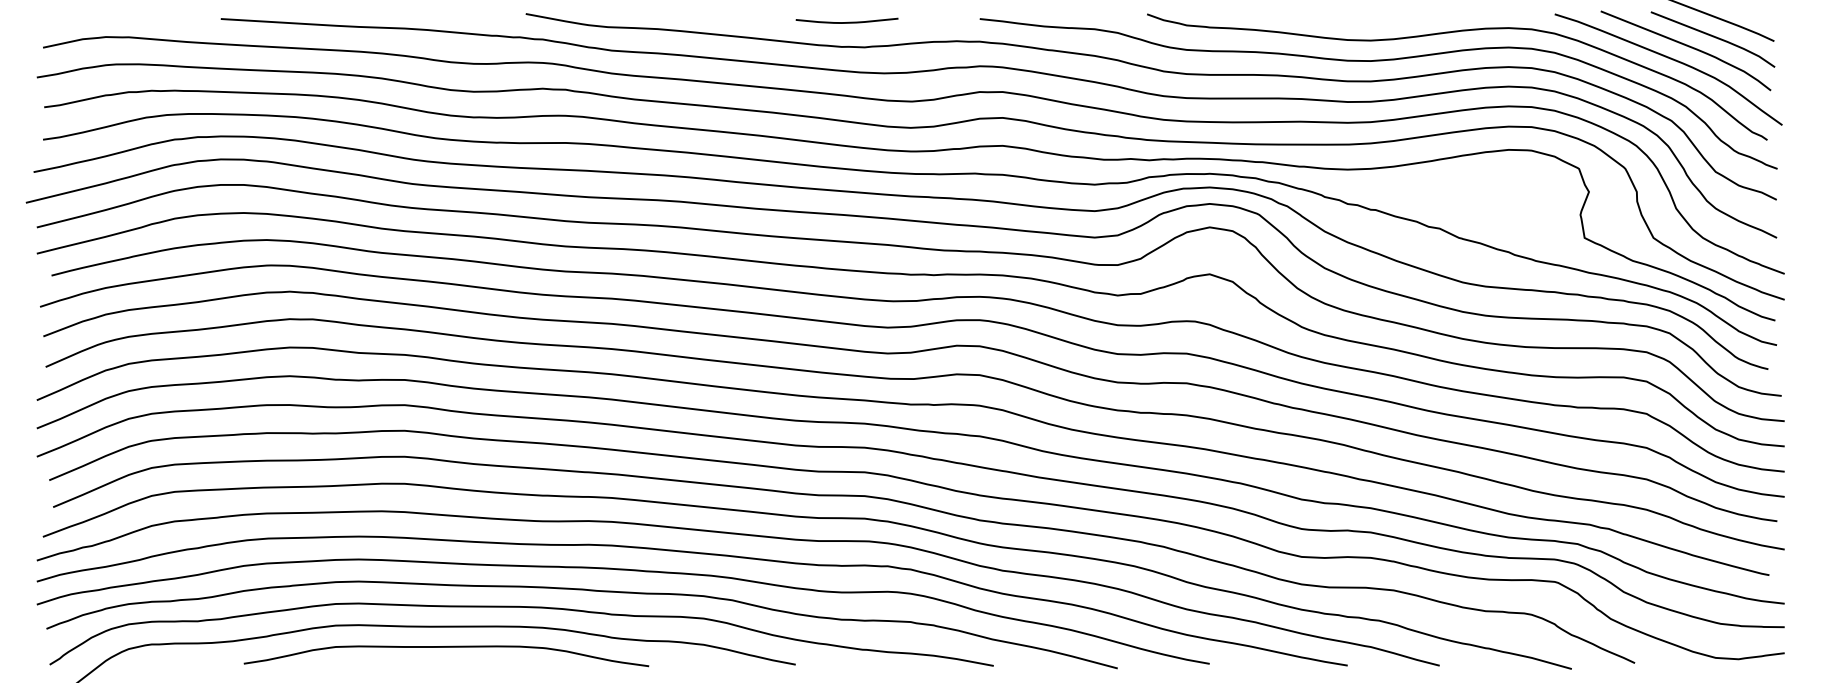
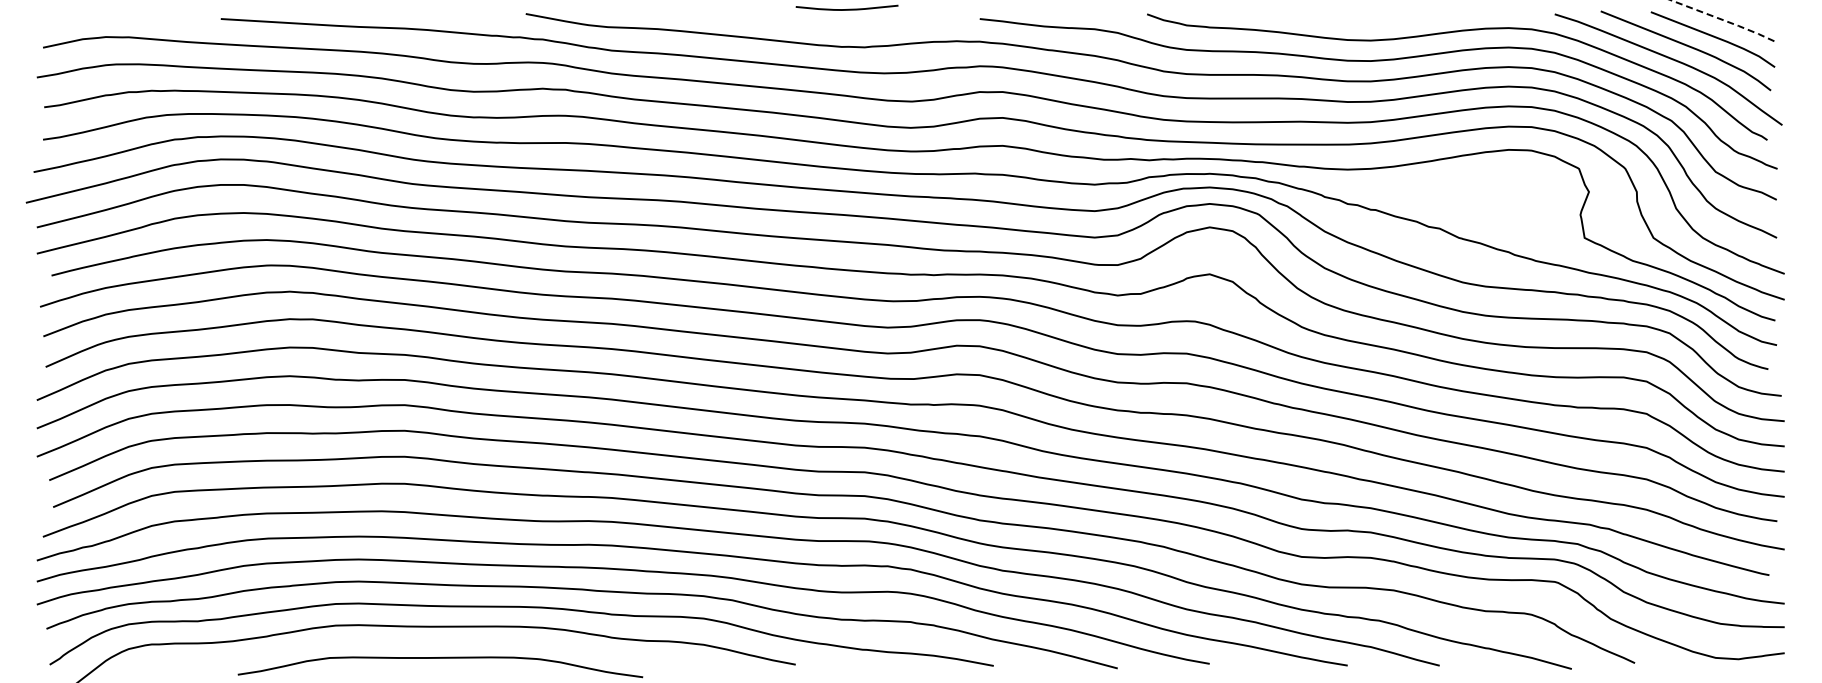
line: solid -> dashed (1723, 20)
curve position: (846, 22) -> (846, 9) (846, 9)
curve position: (446, 647) -> (440, 658) (440, 658)
